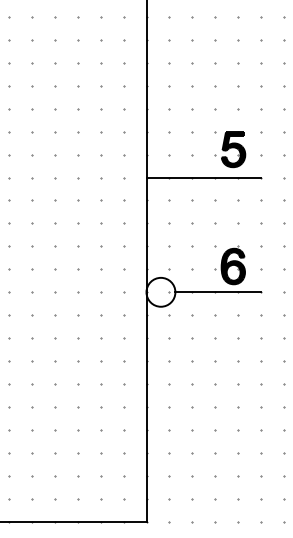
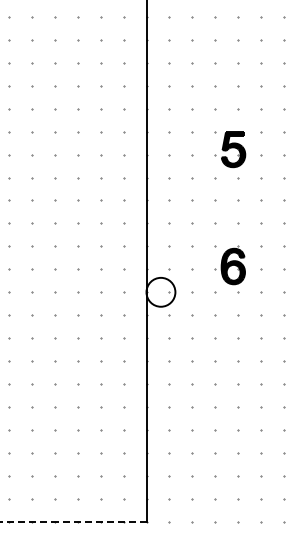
line: present -> none (203, 177)
line: present -> none (218, 292)
line: solid -> dashed (73, 521)
